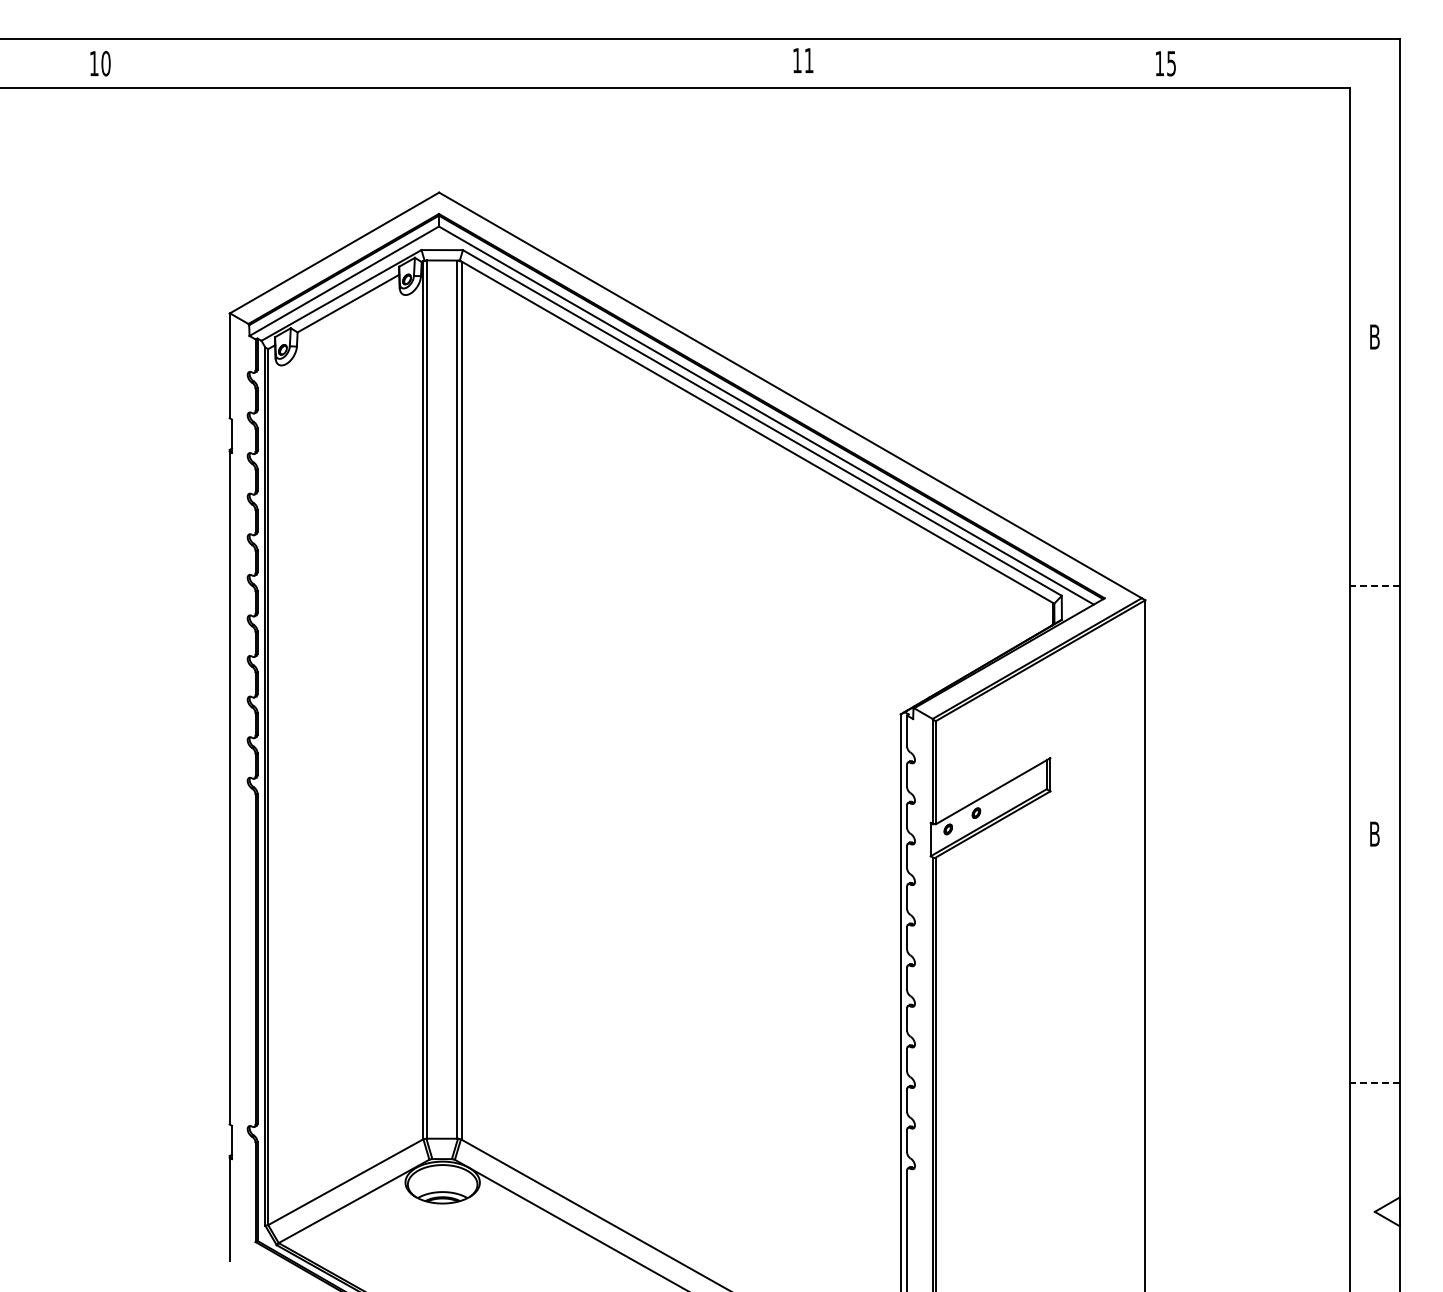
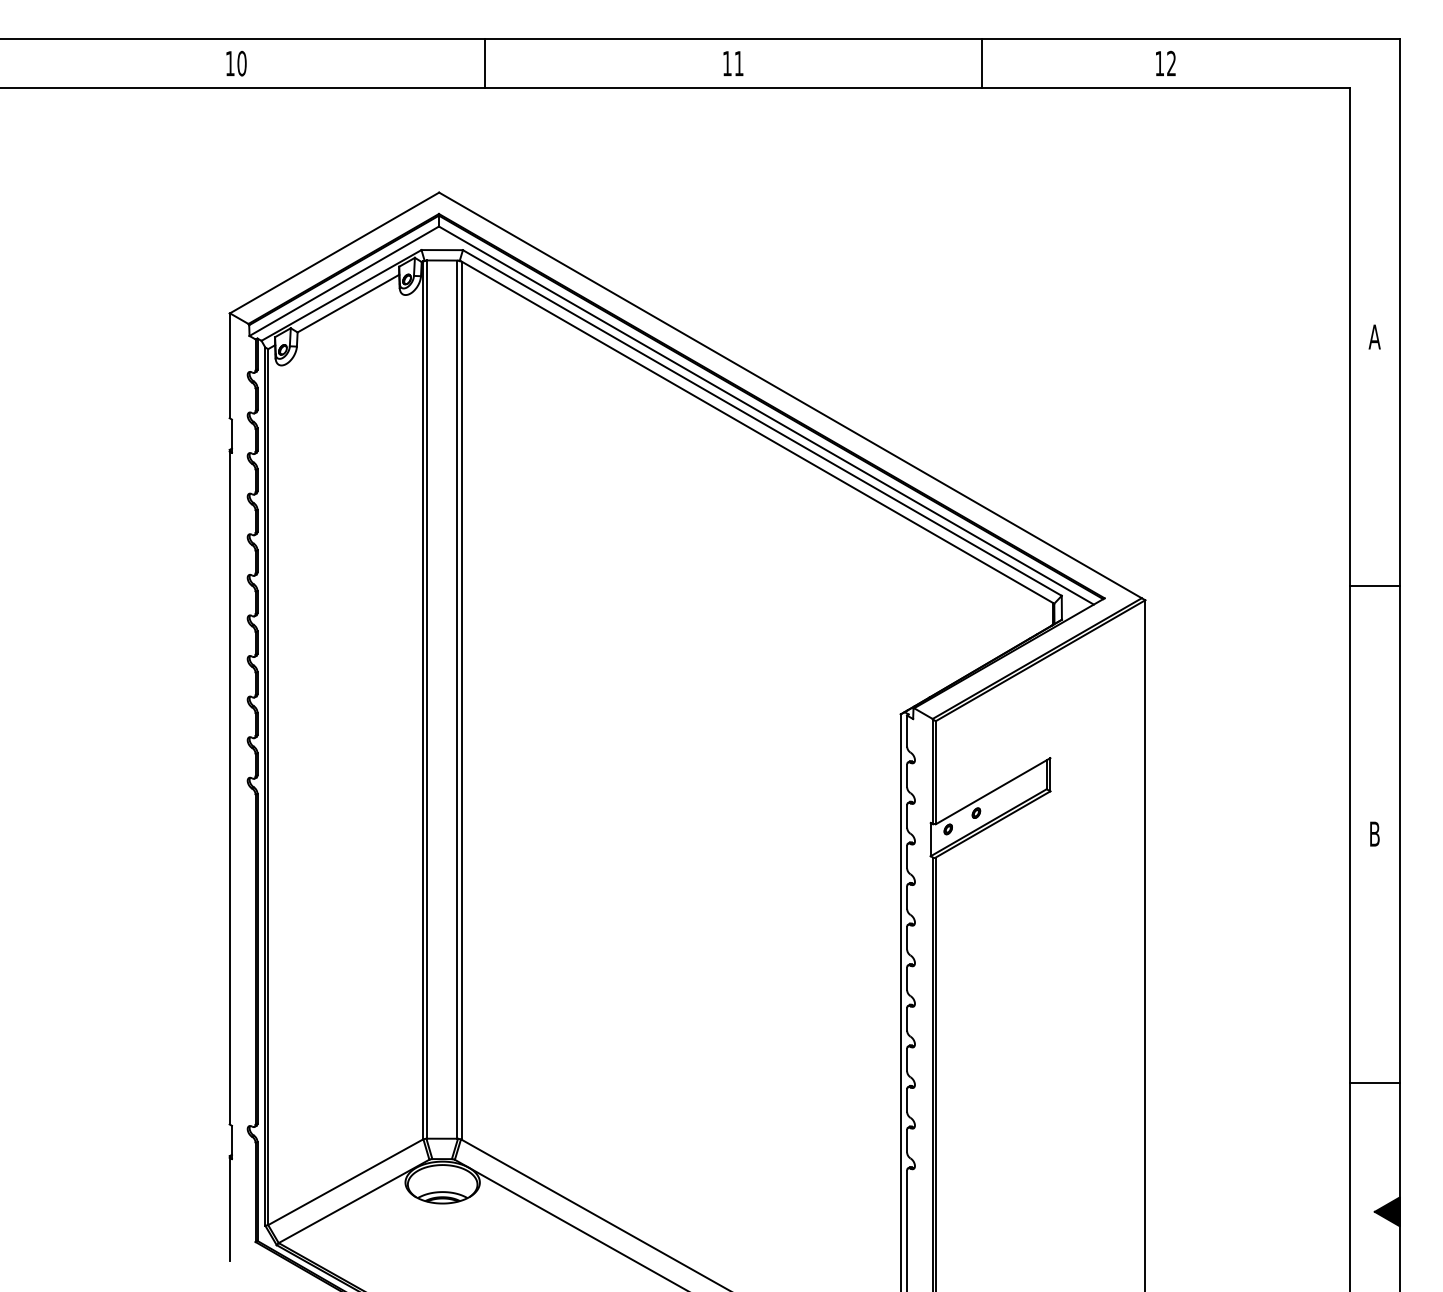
text position: (803, 60) -> (733, 63) (733, 63)
text position: (100, 63) -> (236, 63) (236, 63)
line: none -> present (485, 63)
line: none -> present (982, 63)
text: 15 -> 12 (1171, 63)
text: B -> A (1374, 336)
line: dashed -> solid (1374, 585)
line: dashed -> solid (1374, 1082)
fill: none -> present (1386, 1211)
